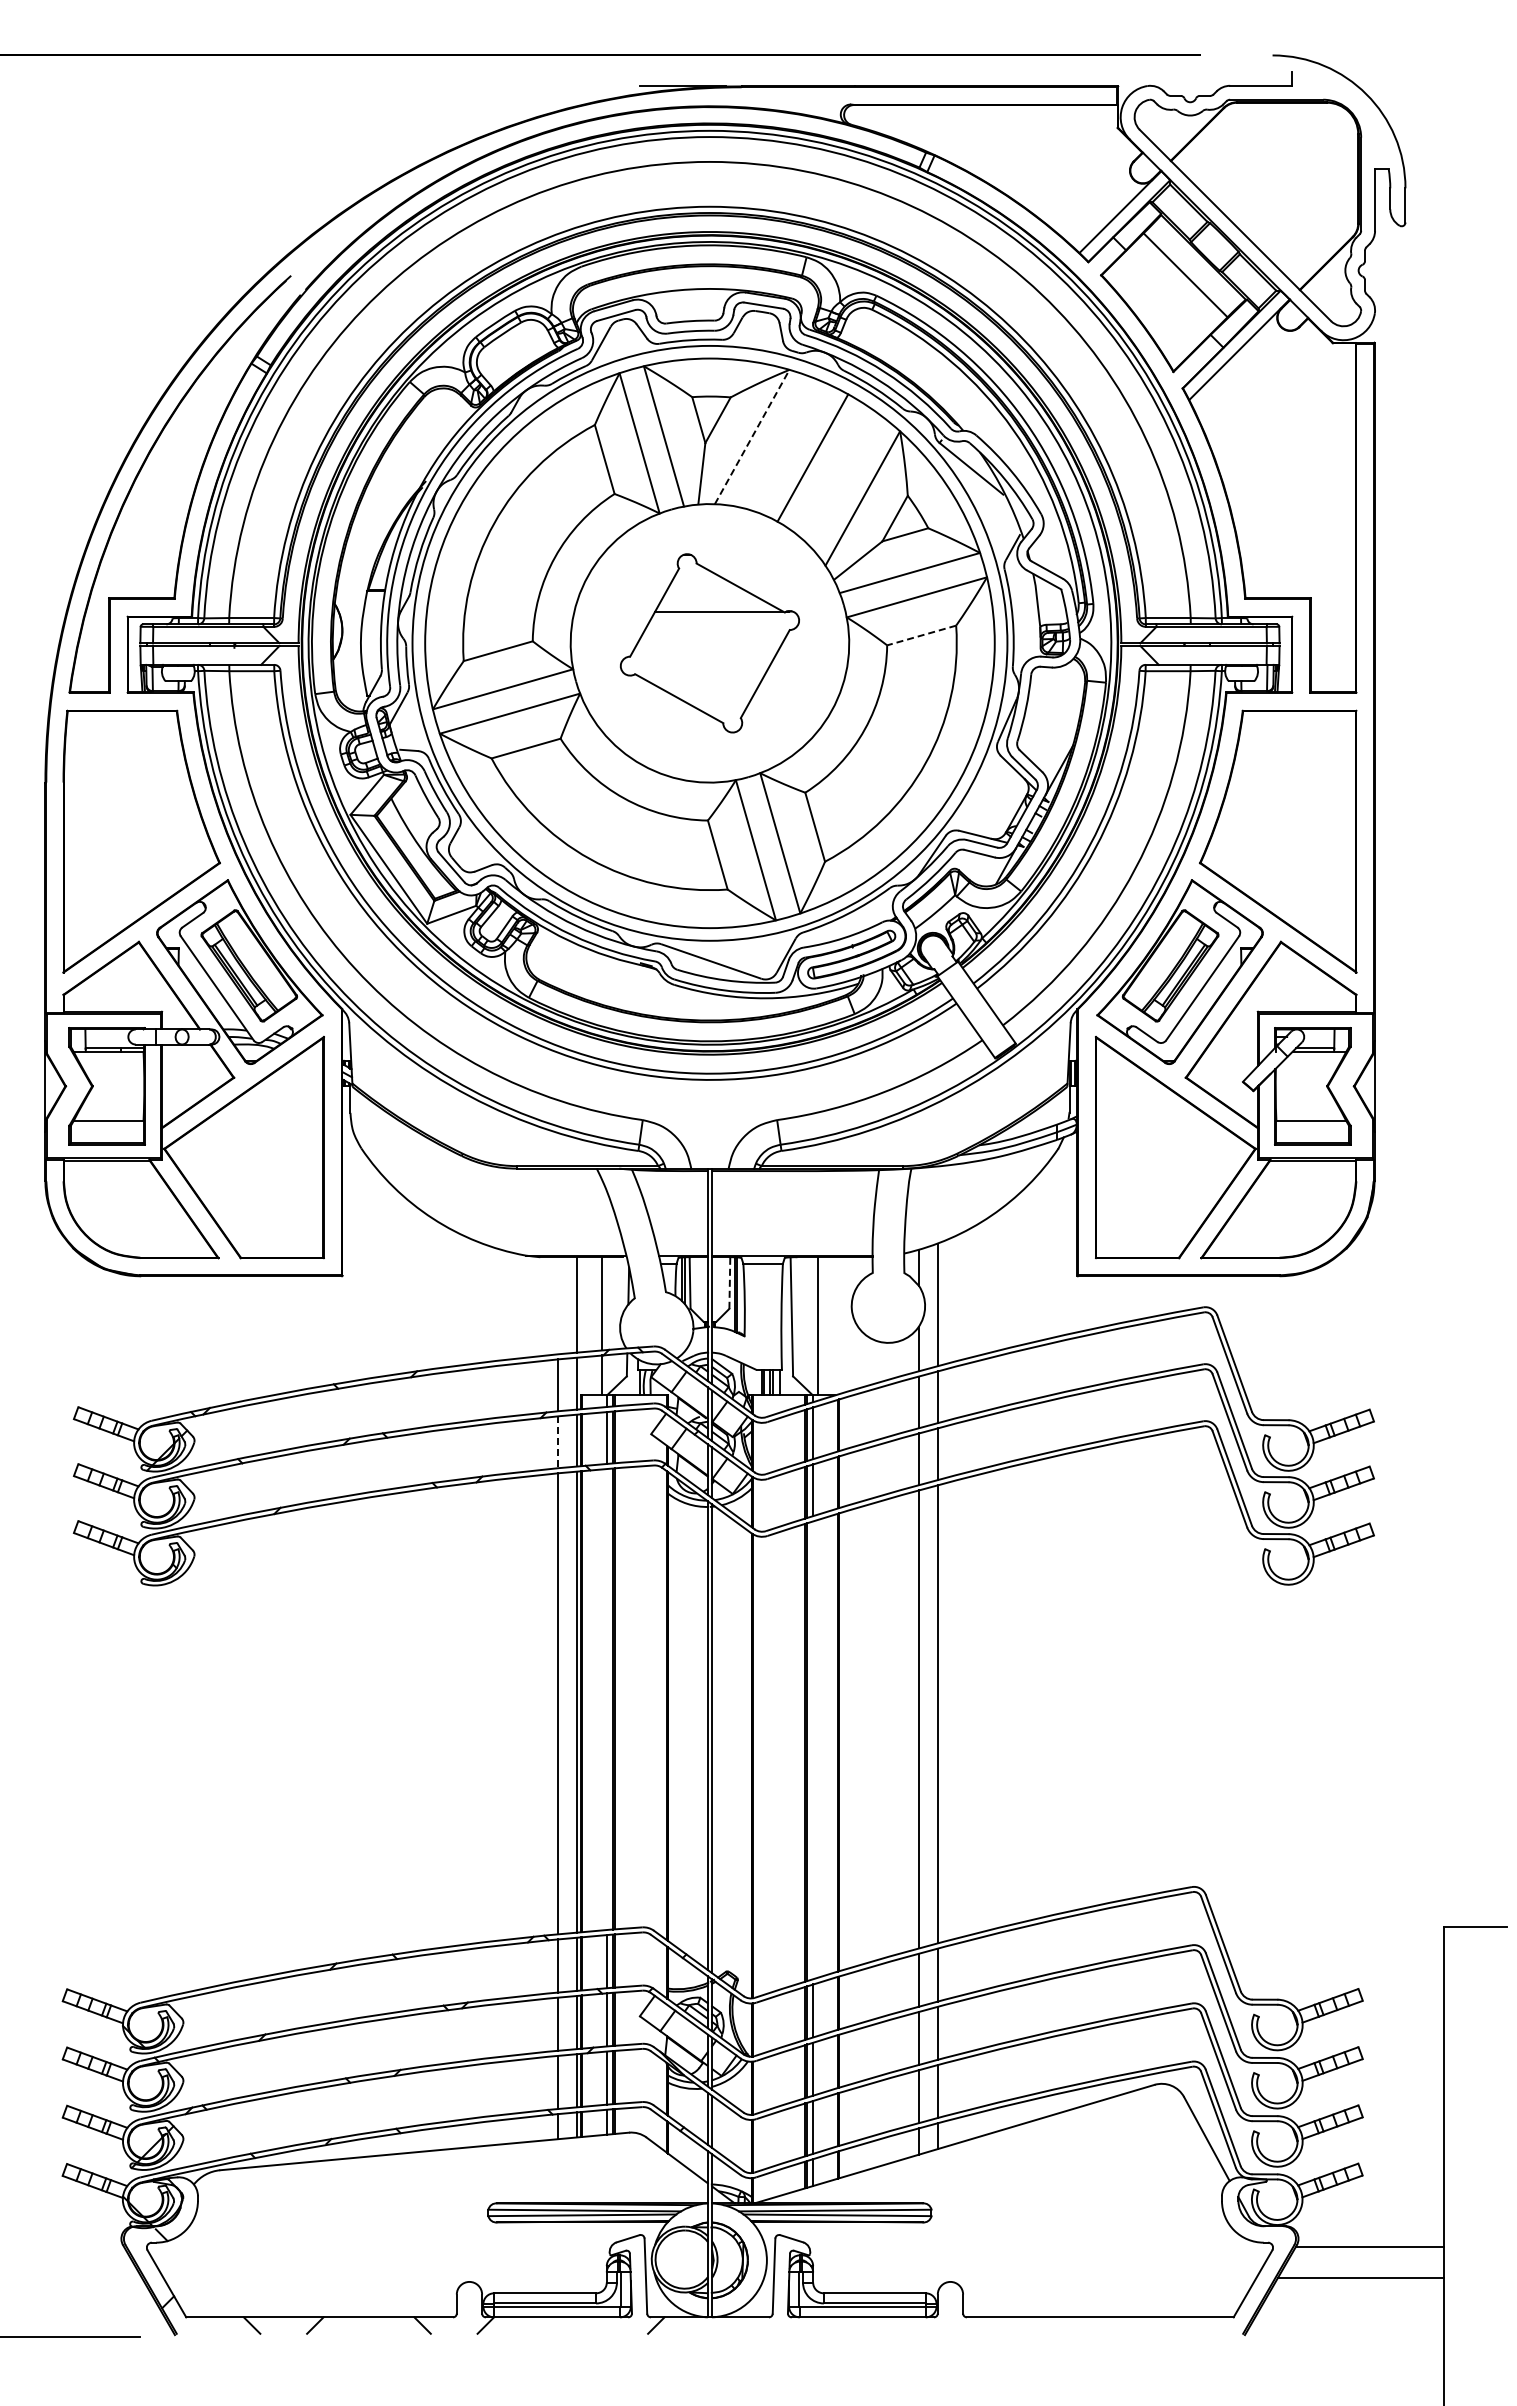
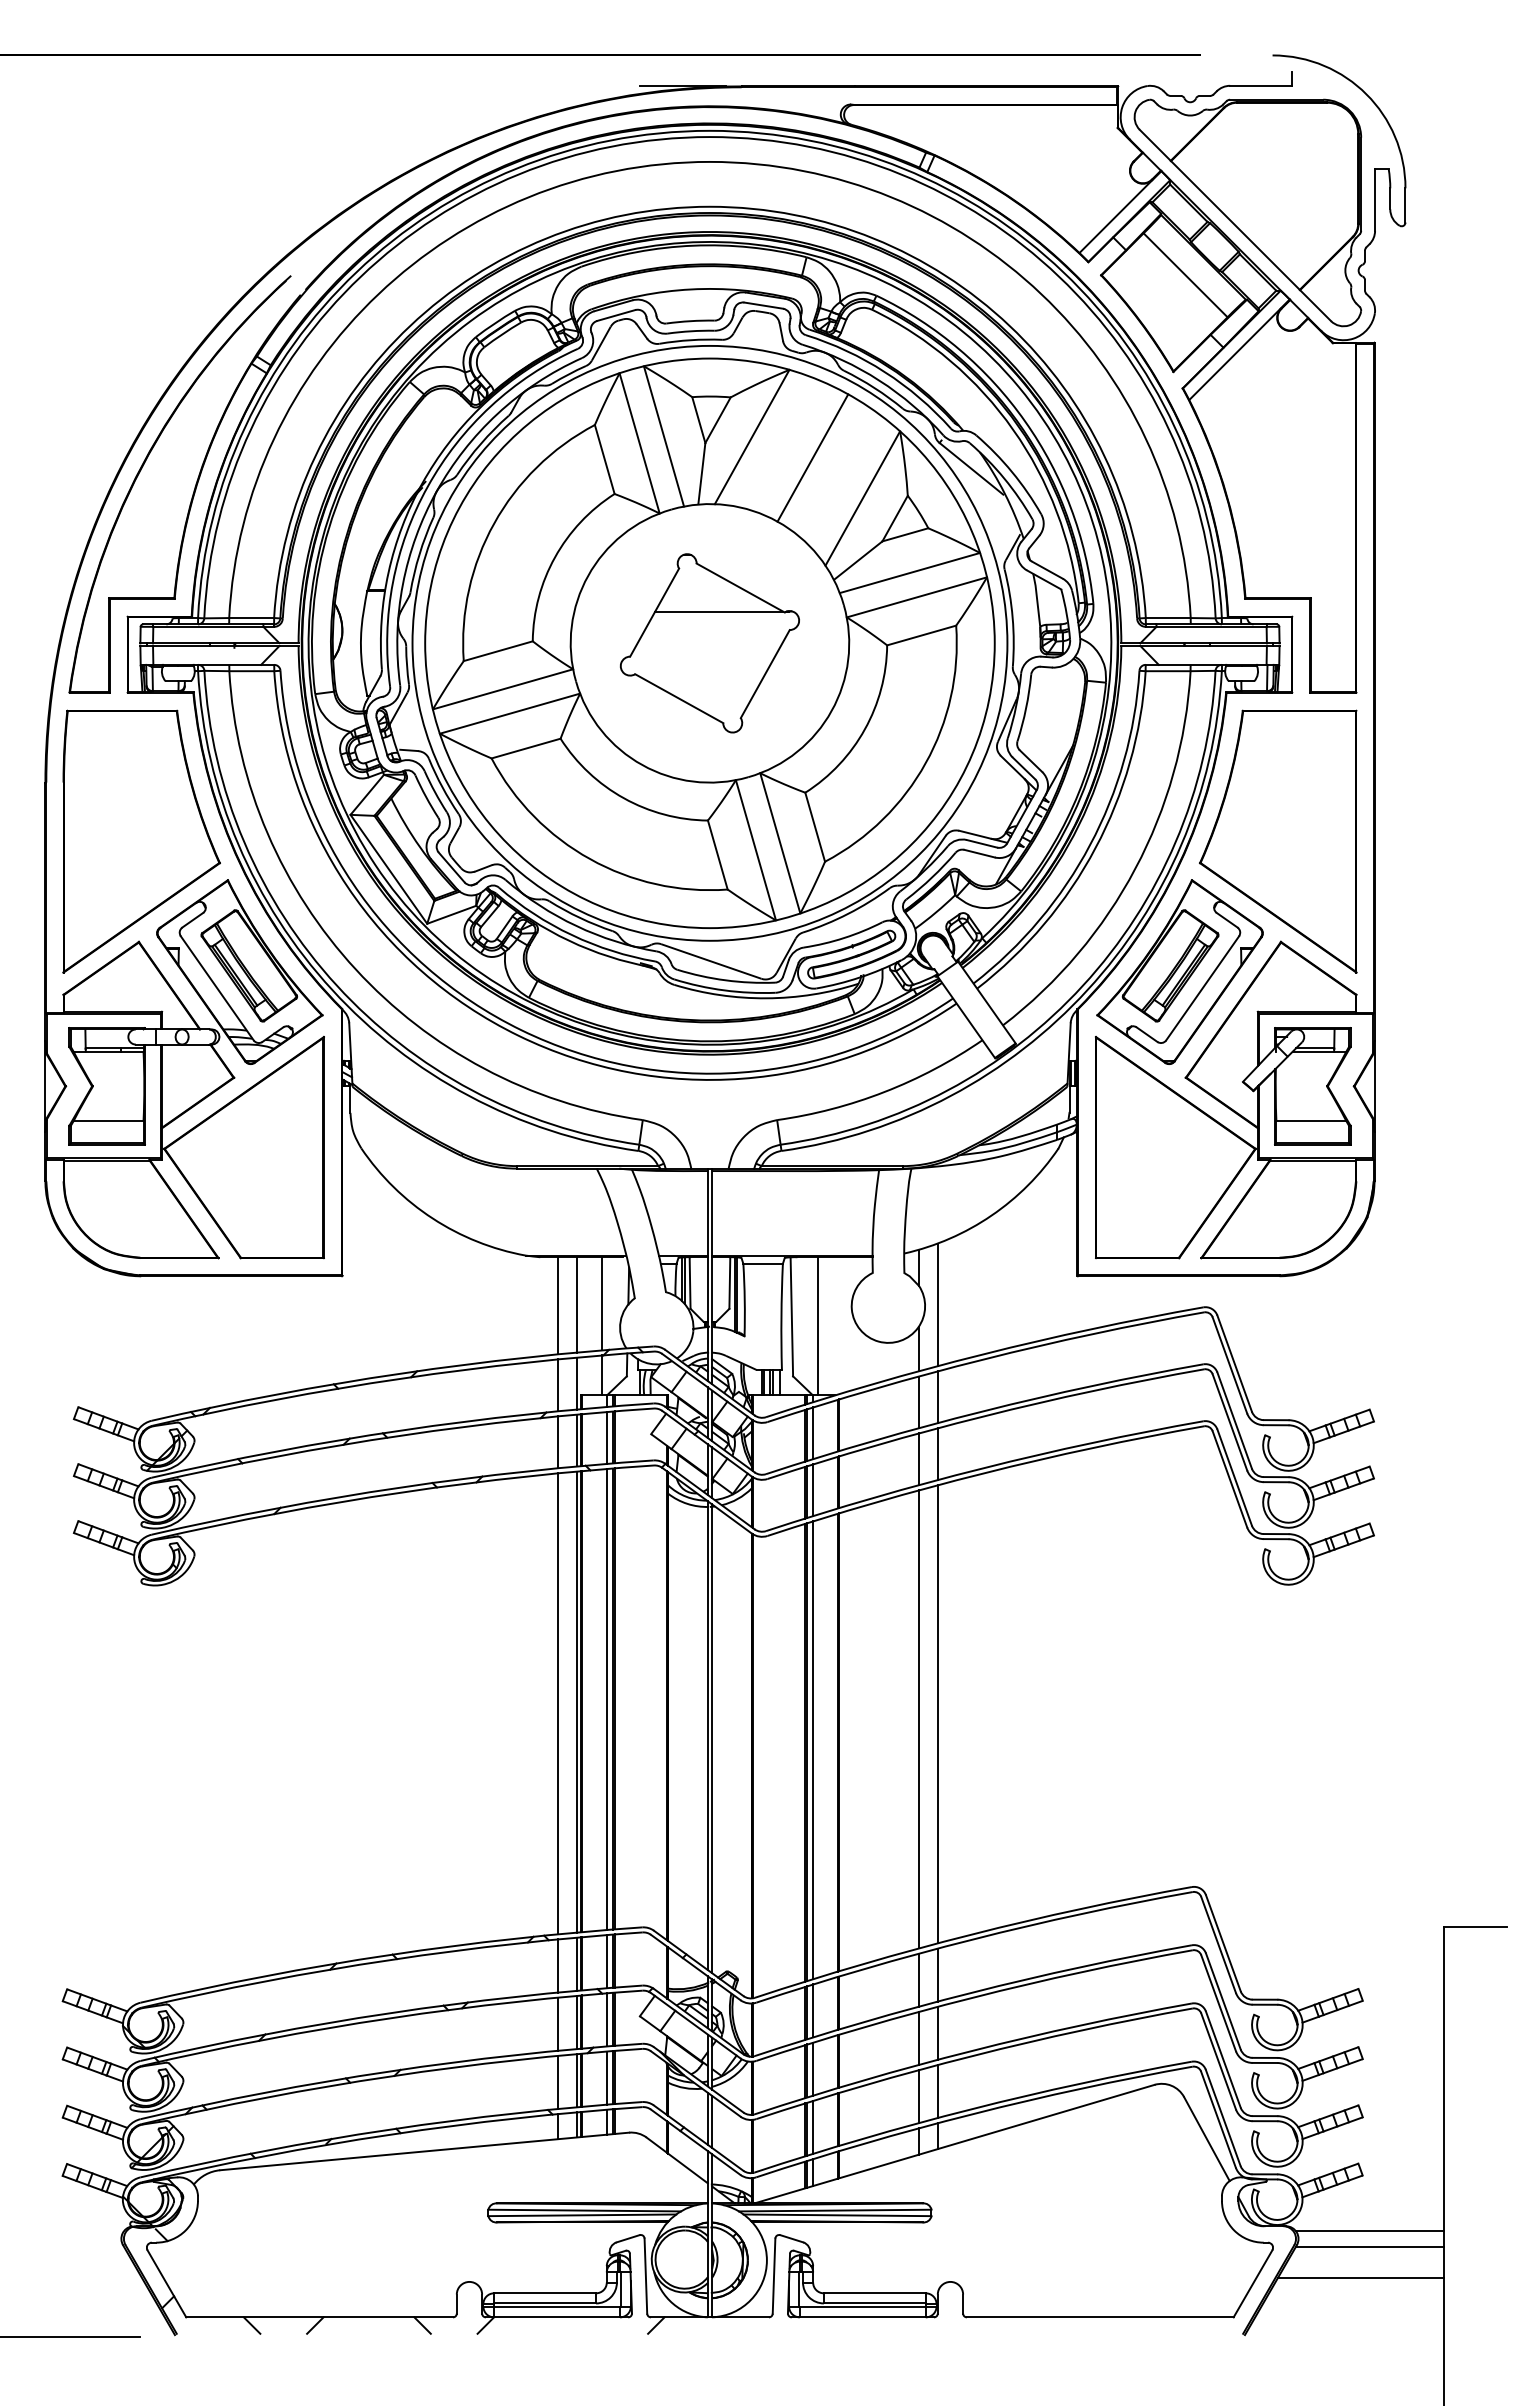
line: dashed -> solid (752, 437)
line: dashed -> solid (921, 635)
line: dashed -> solid (729, 1283)
line: none -> present (558, 1305)
line: dashed -> solid (558, 1442)
line: none -> present (606, 1699)
line: none -> present (813, 1750)
line: none -> present (1369, 2230)
